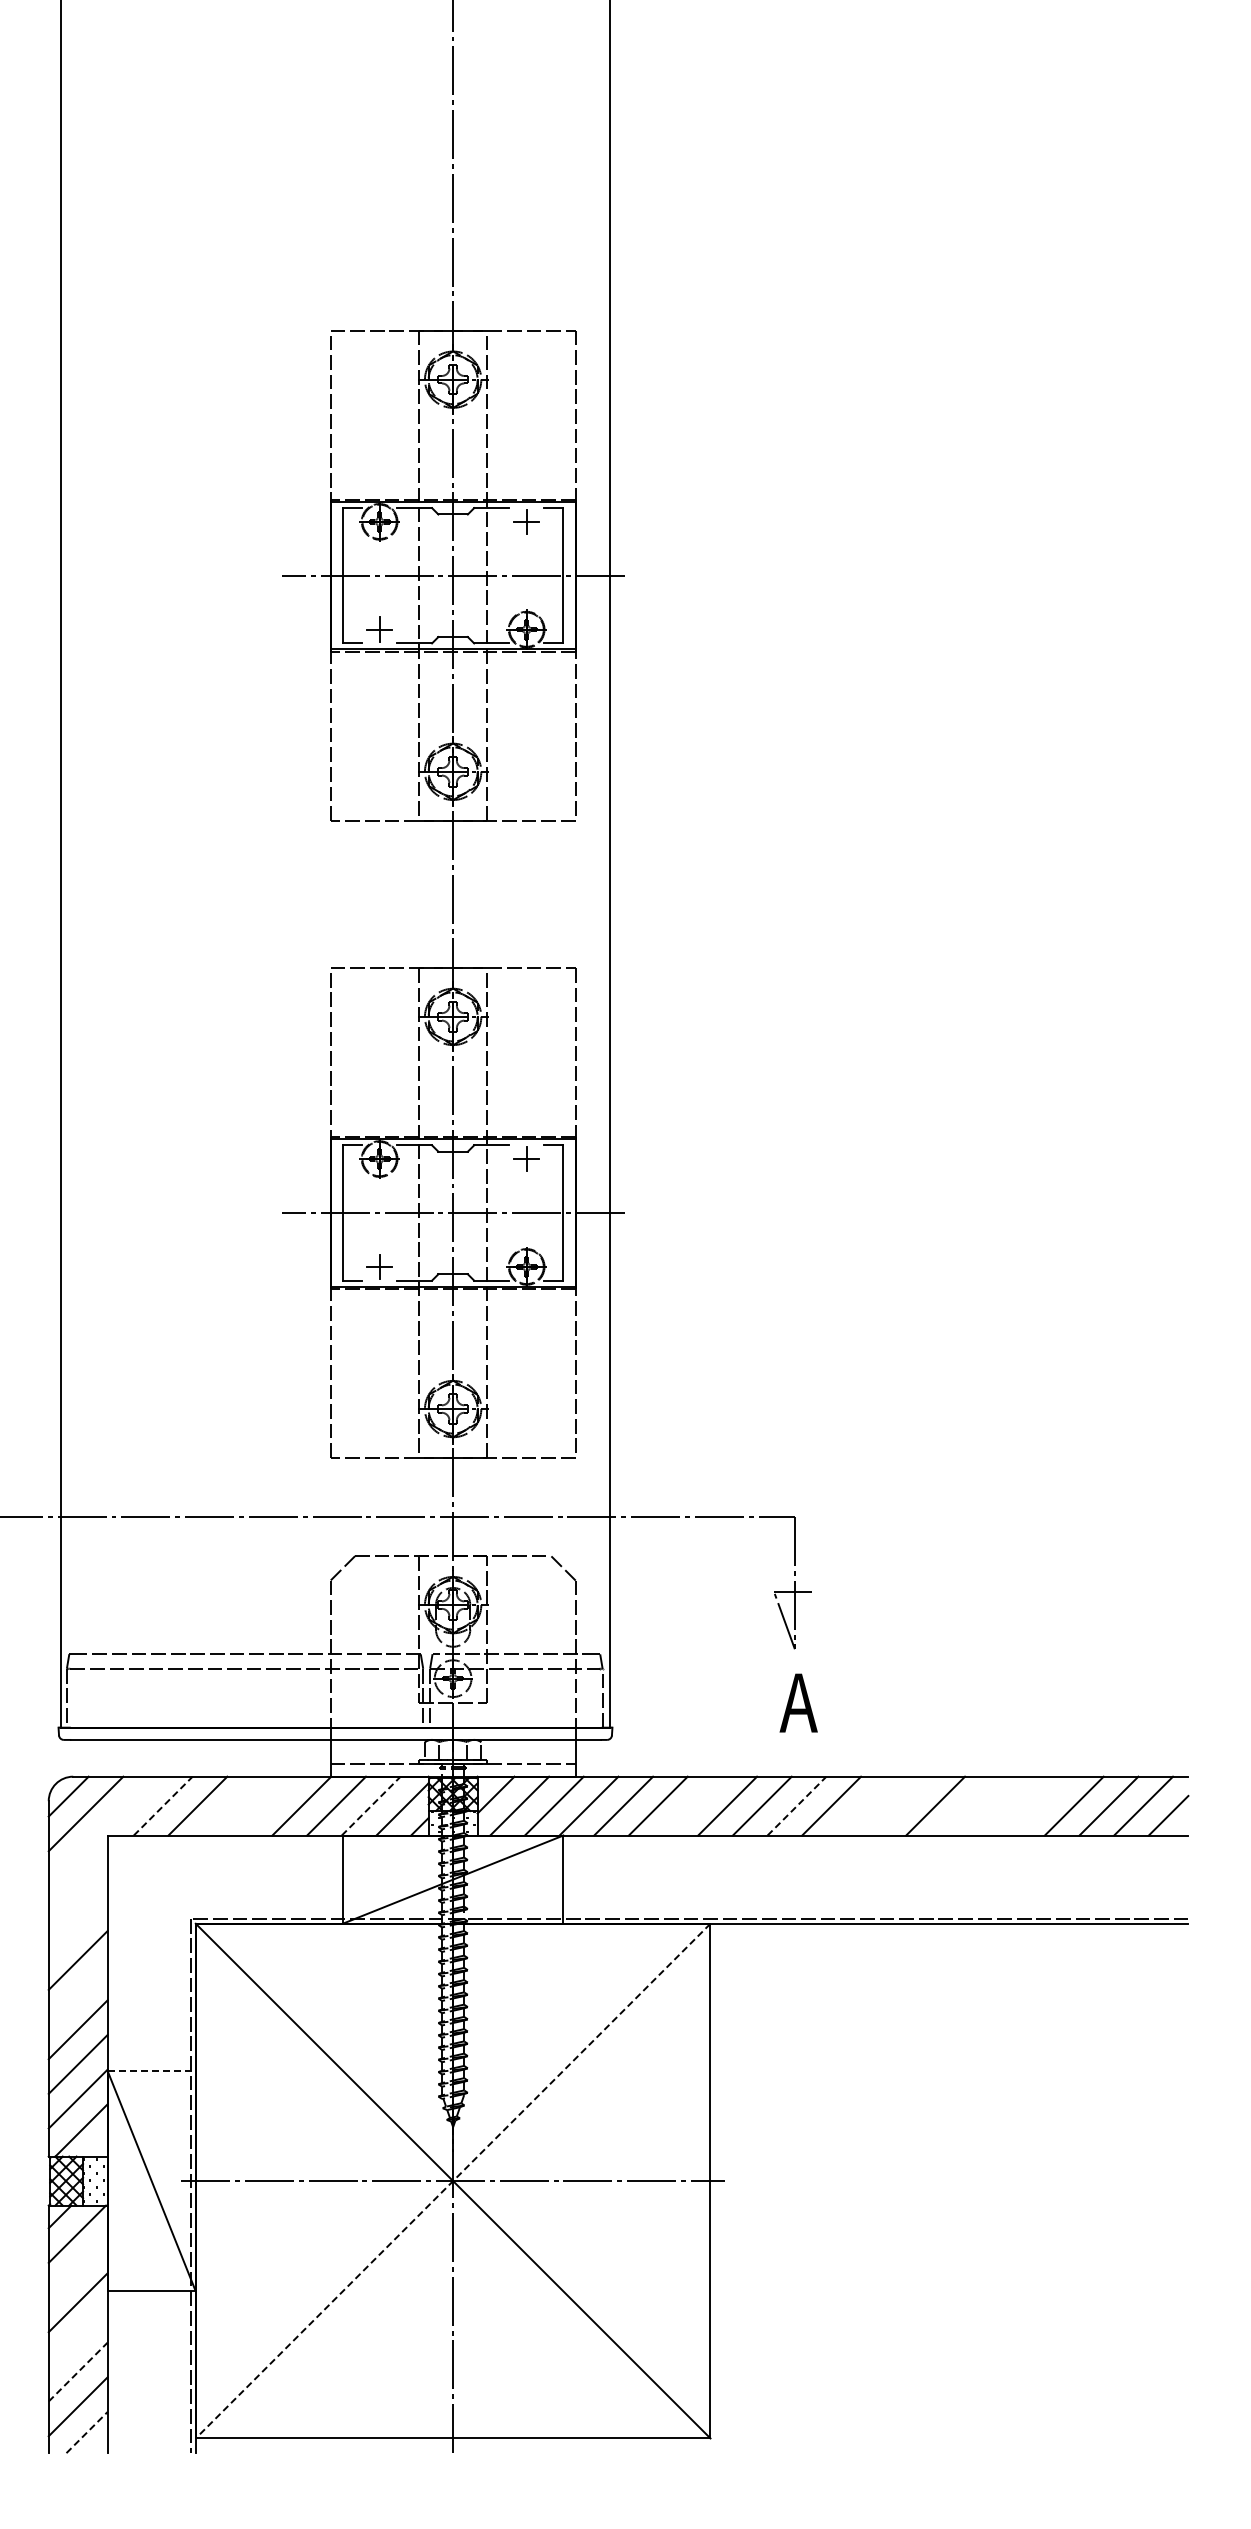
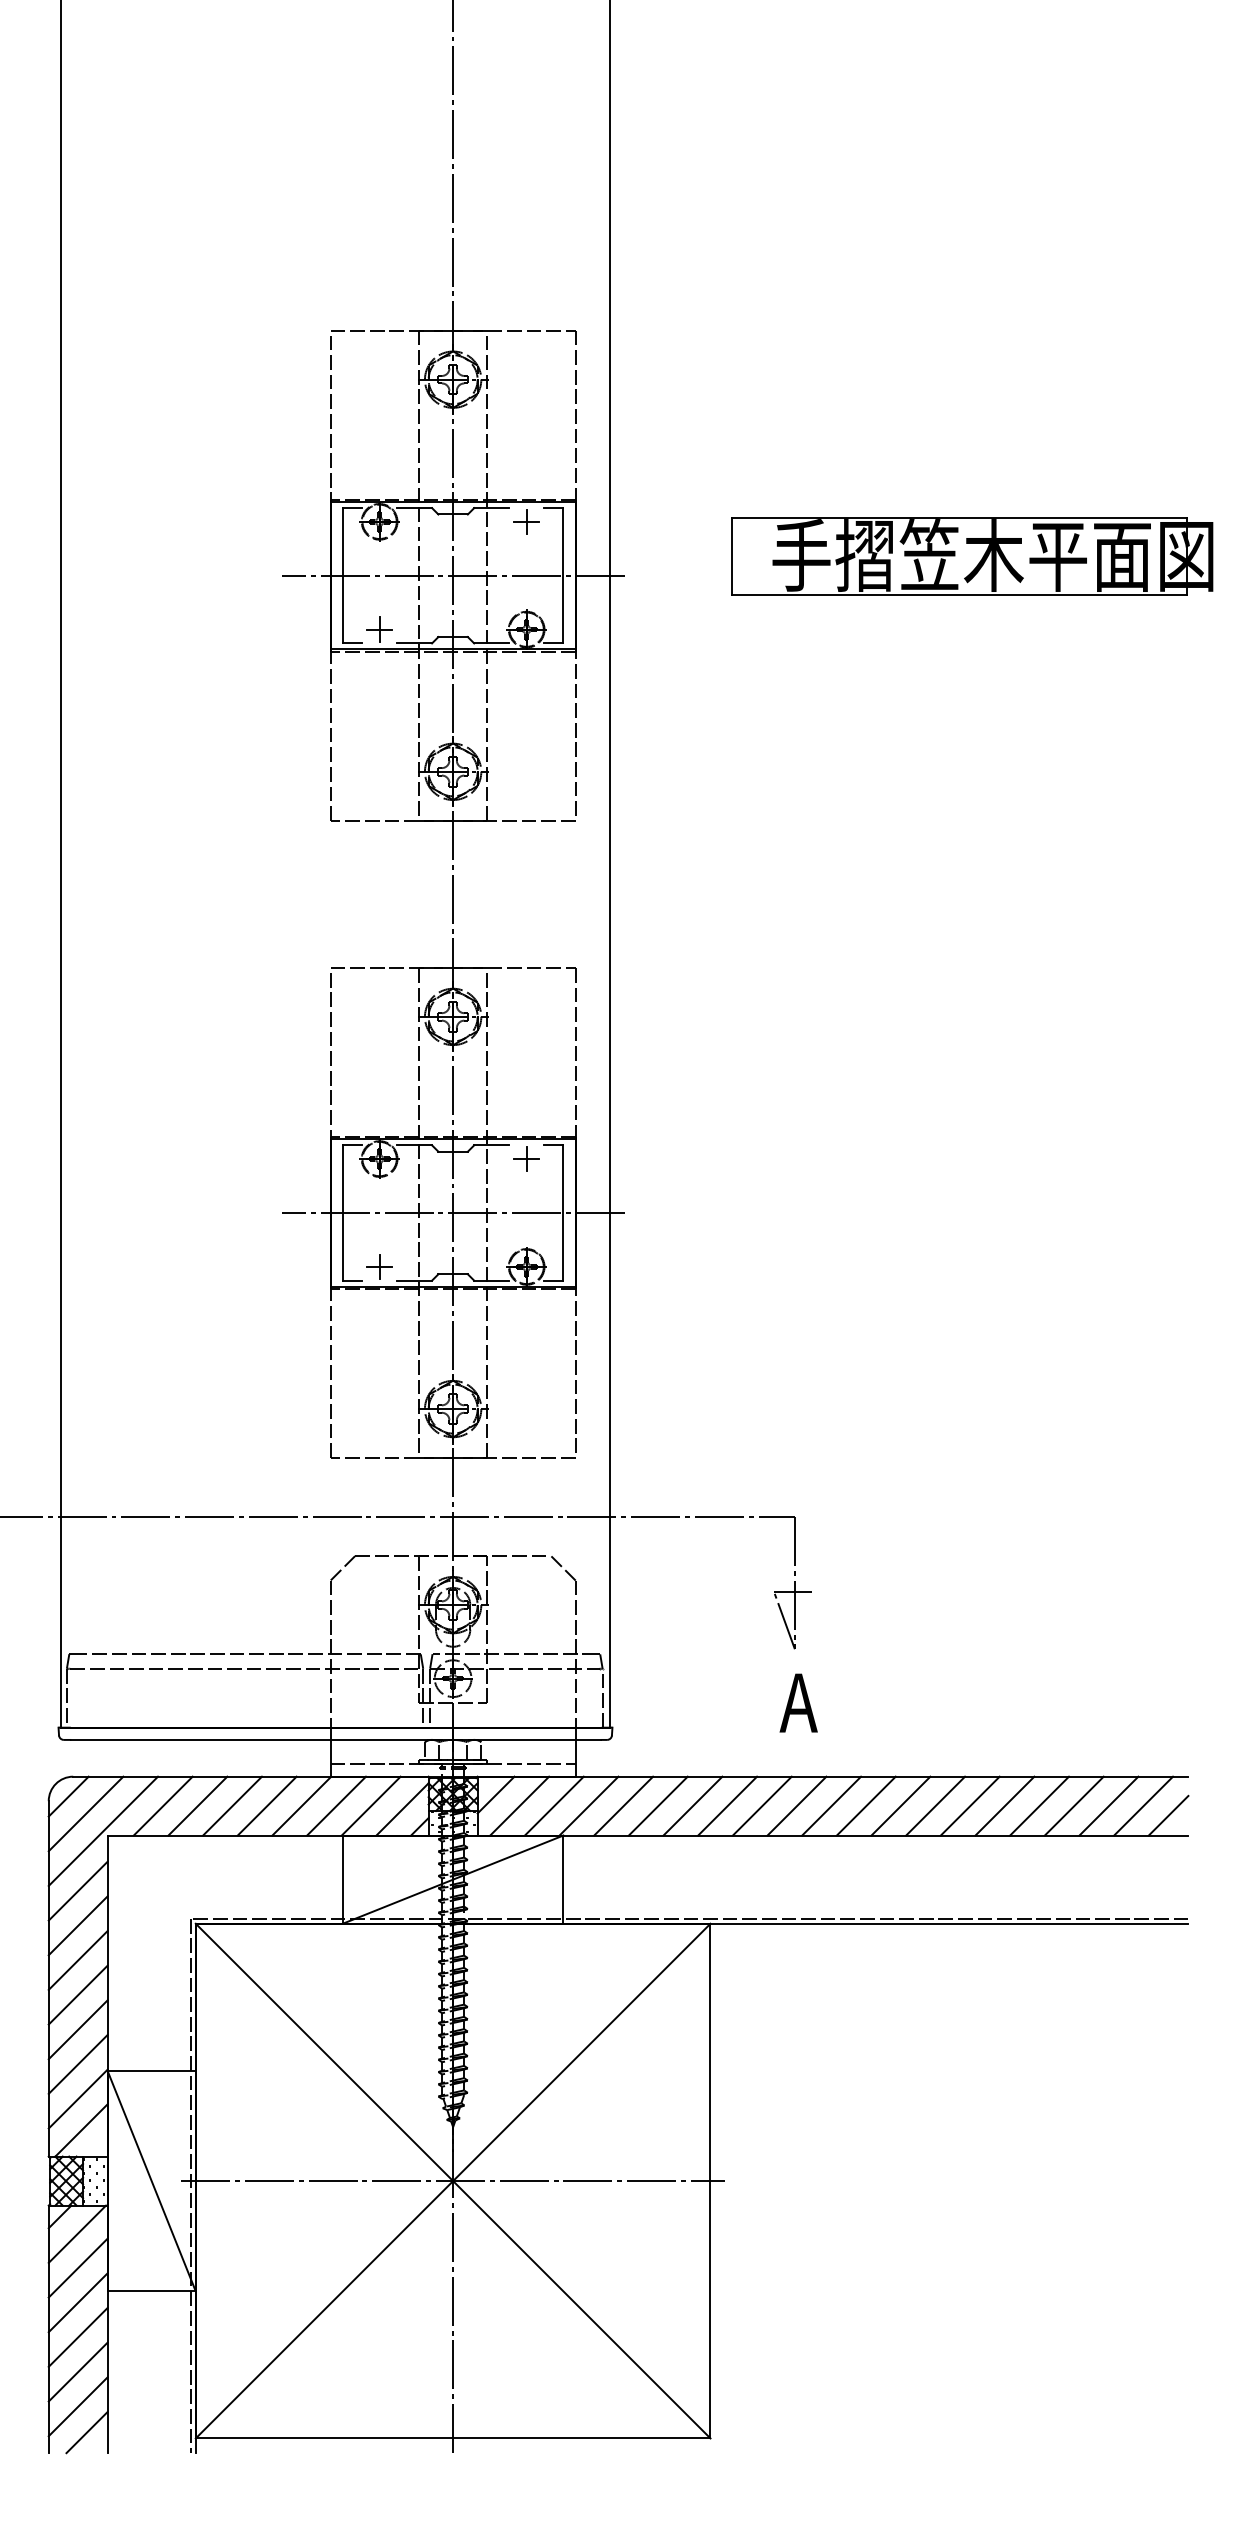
part: none -> present (972, 556)
line: none -> present (232, 1805)
line: none -> present (266, 1805)
line: none -> present (692, 1805)
line: none -> present (865, 1805)
line: none -> present (900, 1805)
line: none -> present (969, 1805)
line: none -> present (1004, 1805)
line: none -> present (1039, 1805)
line: dashed -> solid (163, 1806)
line: dashed -> solid (371, 1806)
line: dashed -> solid (797, 1806)
line: none -> present (103, 1830)
line: none -> present (77, 1890)
line: none -> present (77, 1925)
line: none -> present (77, 1994)
line: dashed -> solid (152, 2070)
line: dashed -> solid (453, 2181)
line: none -> present (77, 2267)
line: none -> present (77, 2337)
line: dashed -> solid (78, 2372)
line: dashed -> solid (87, 2432)
